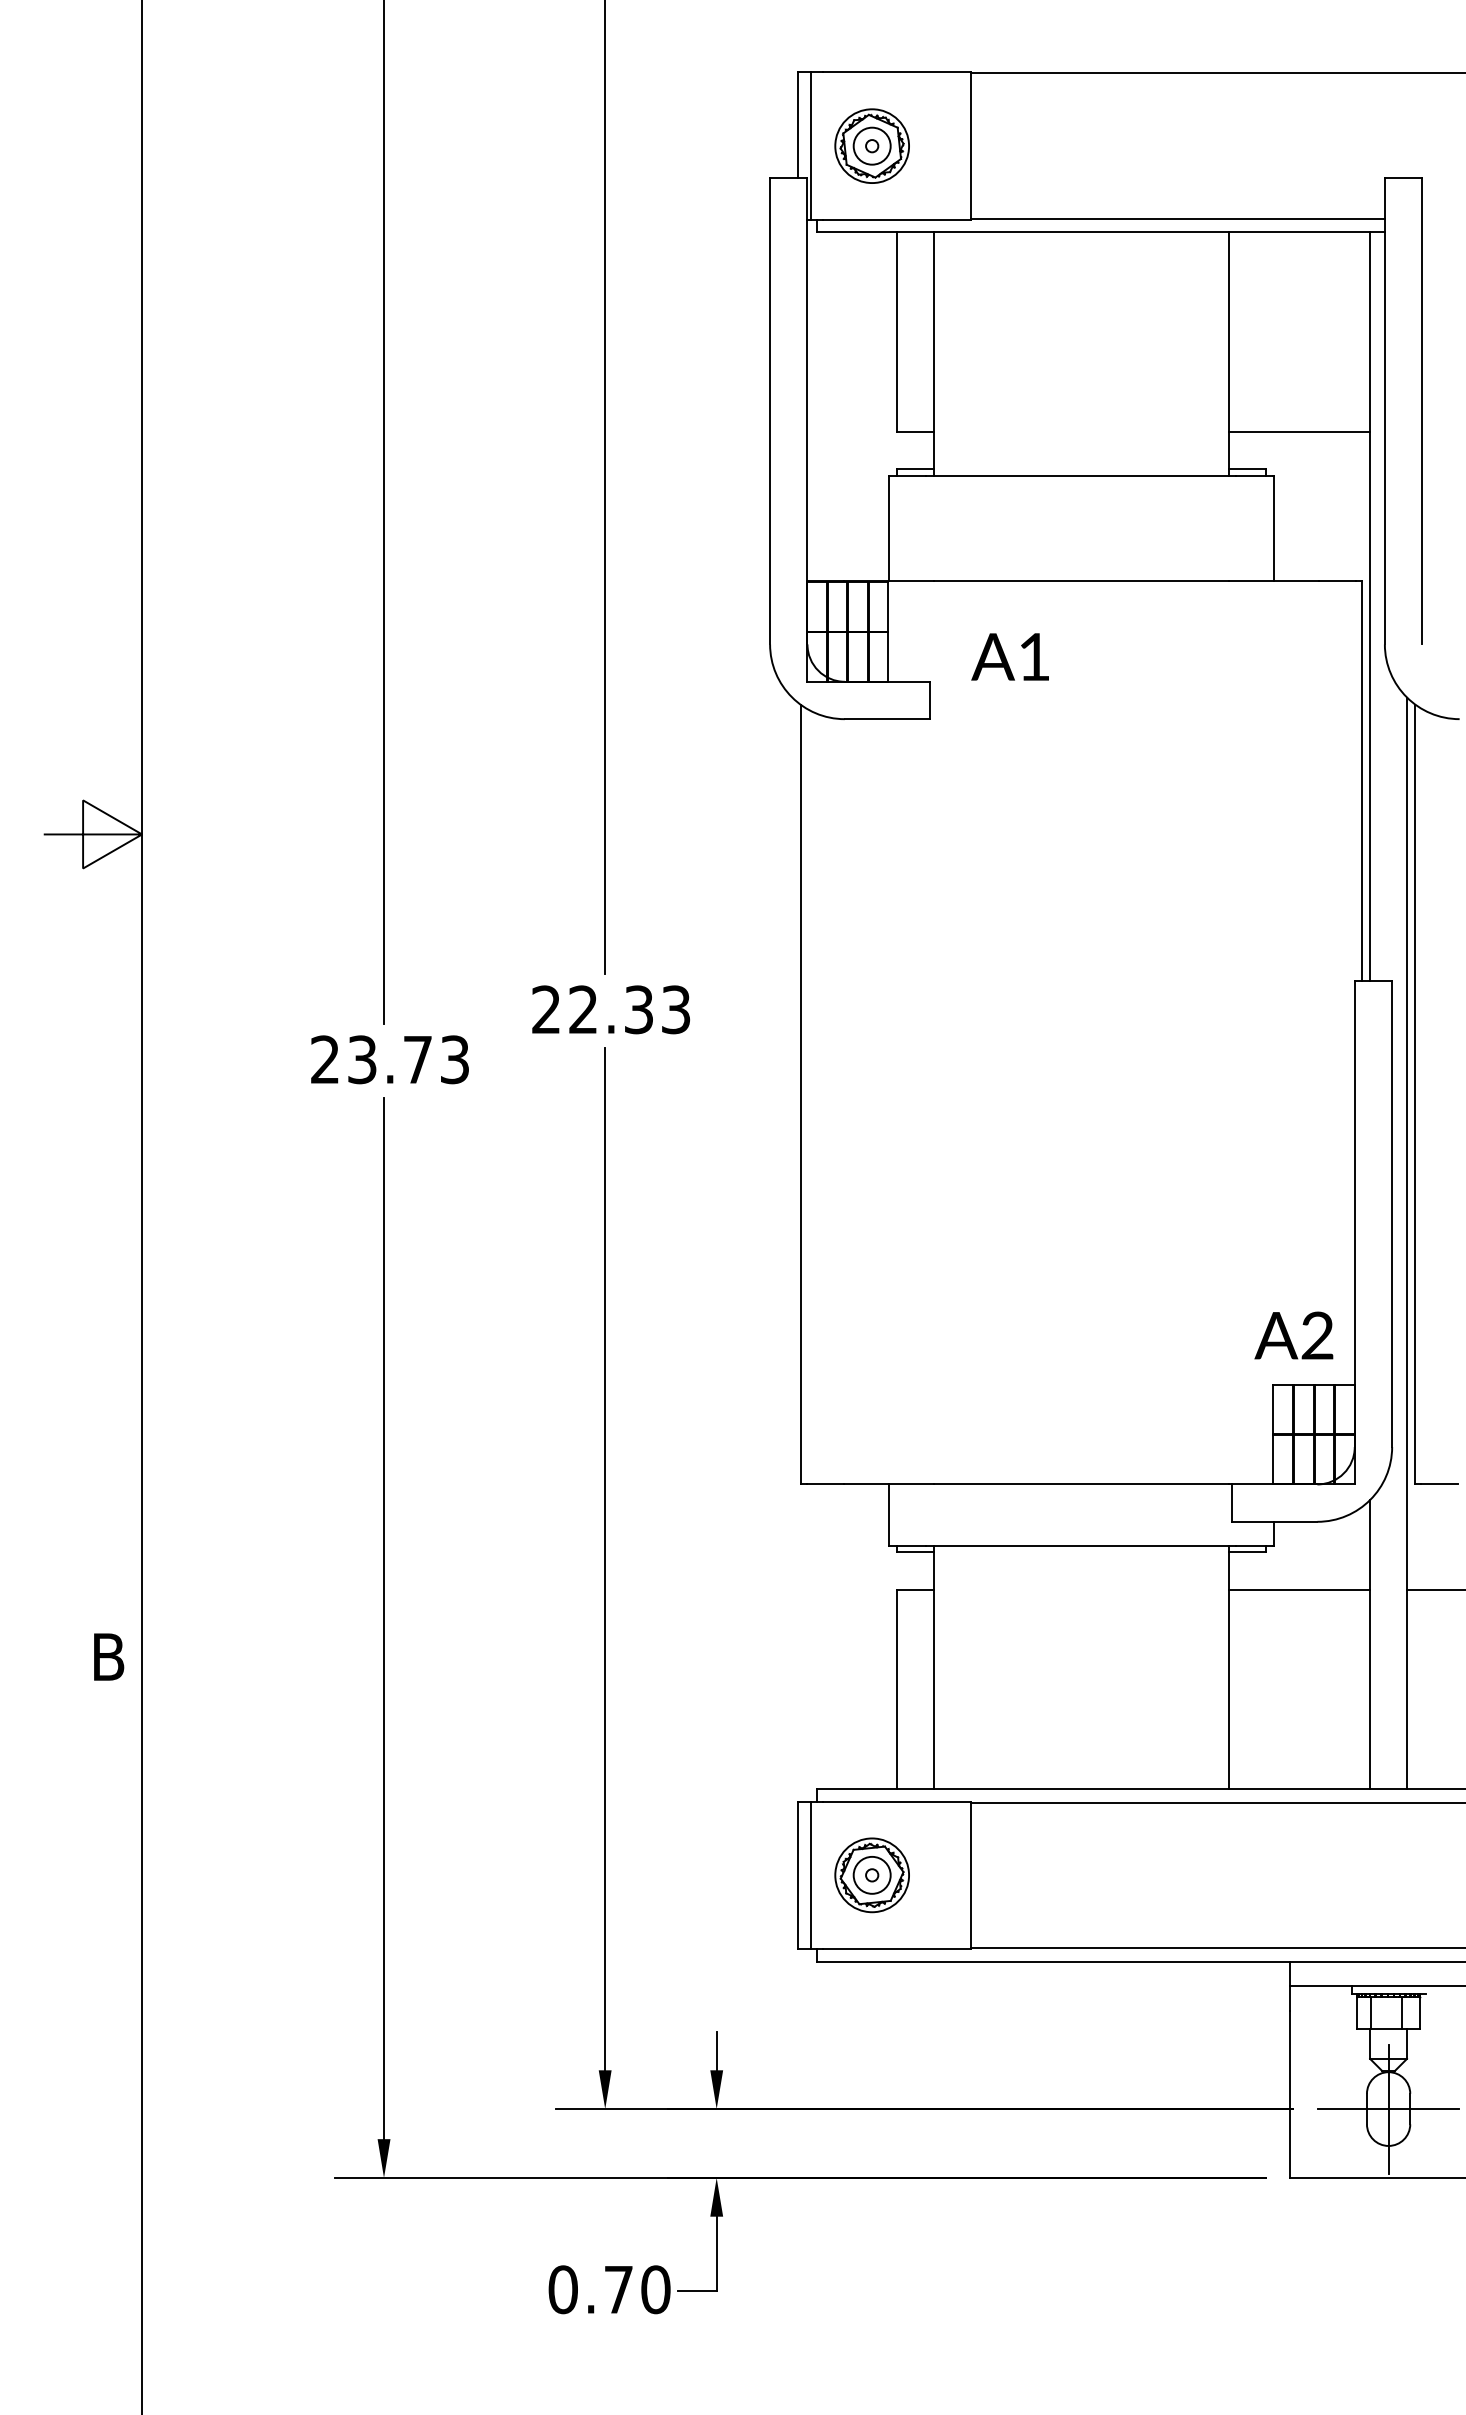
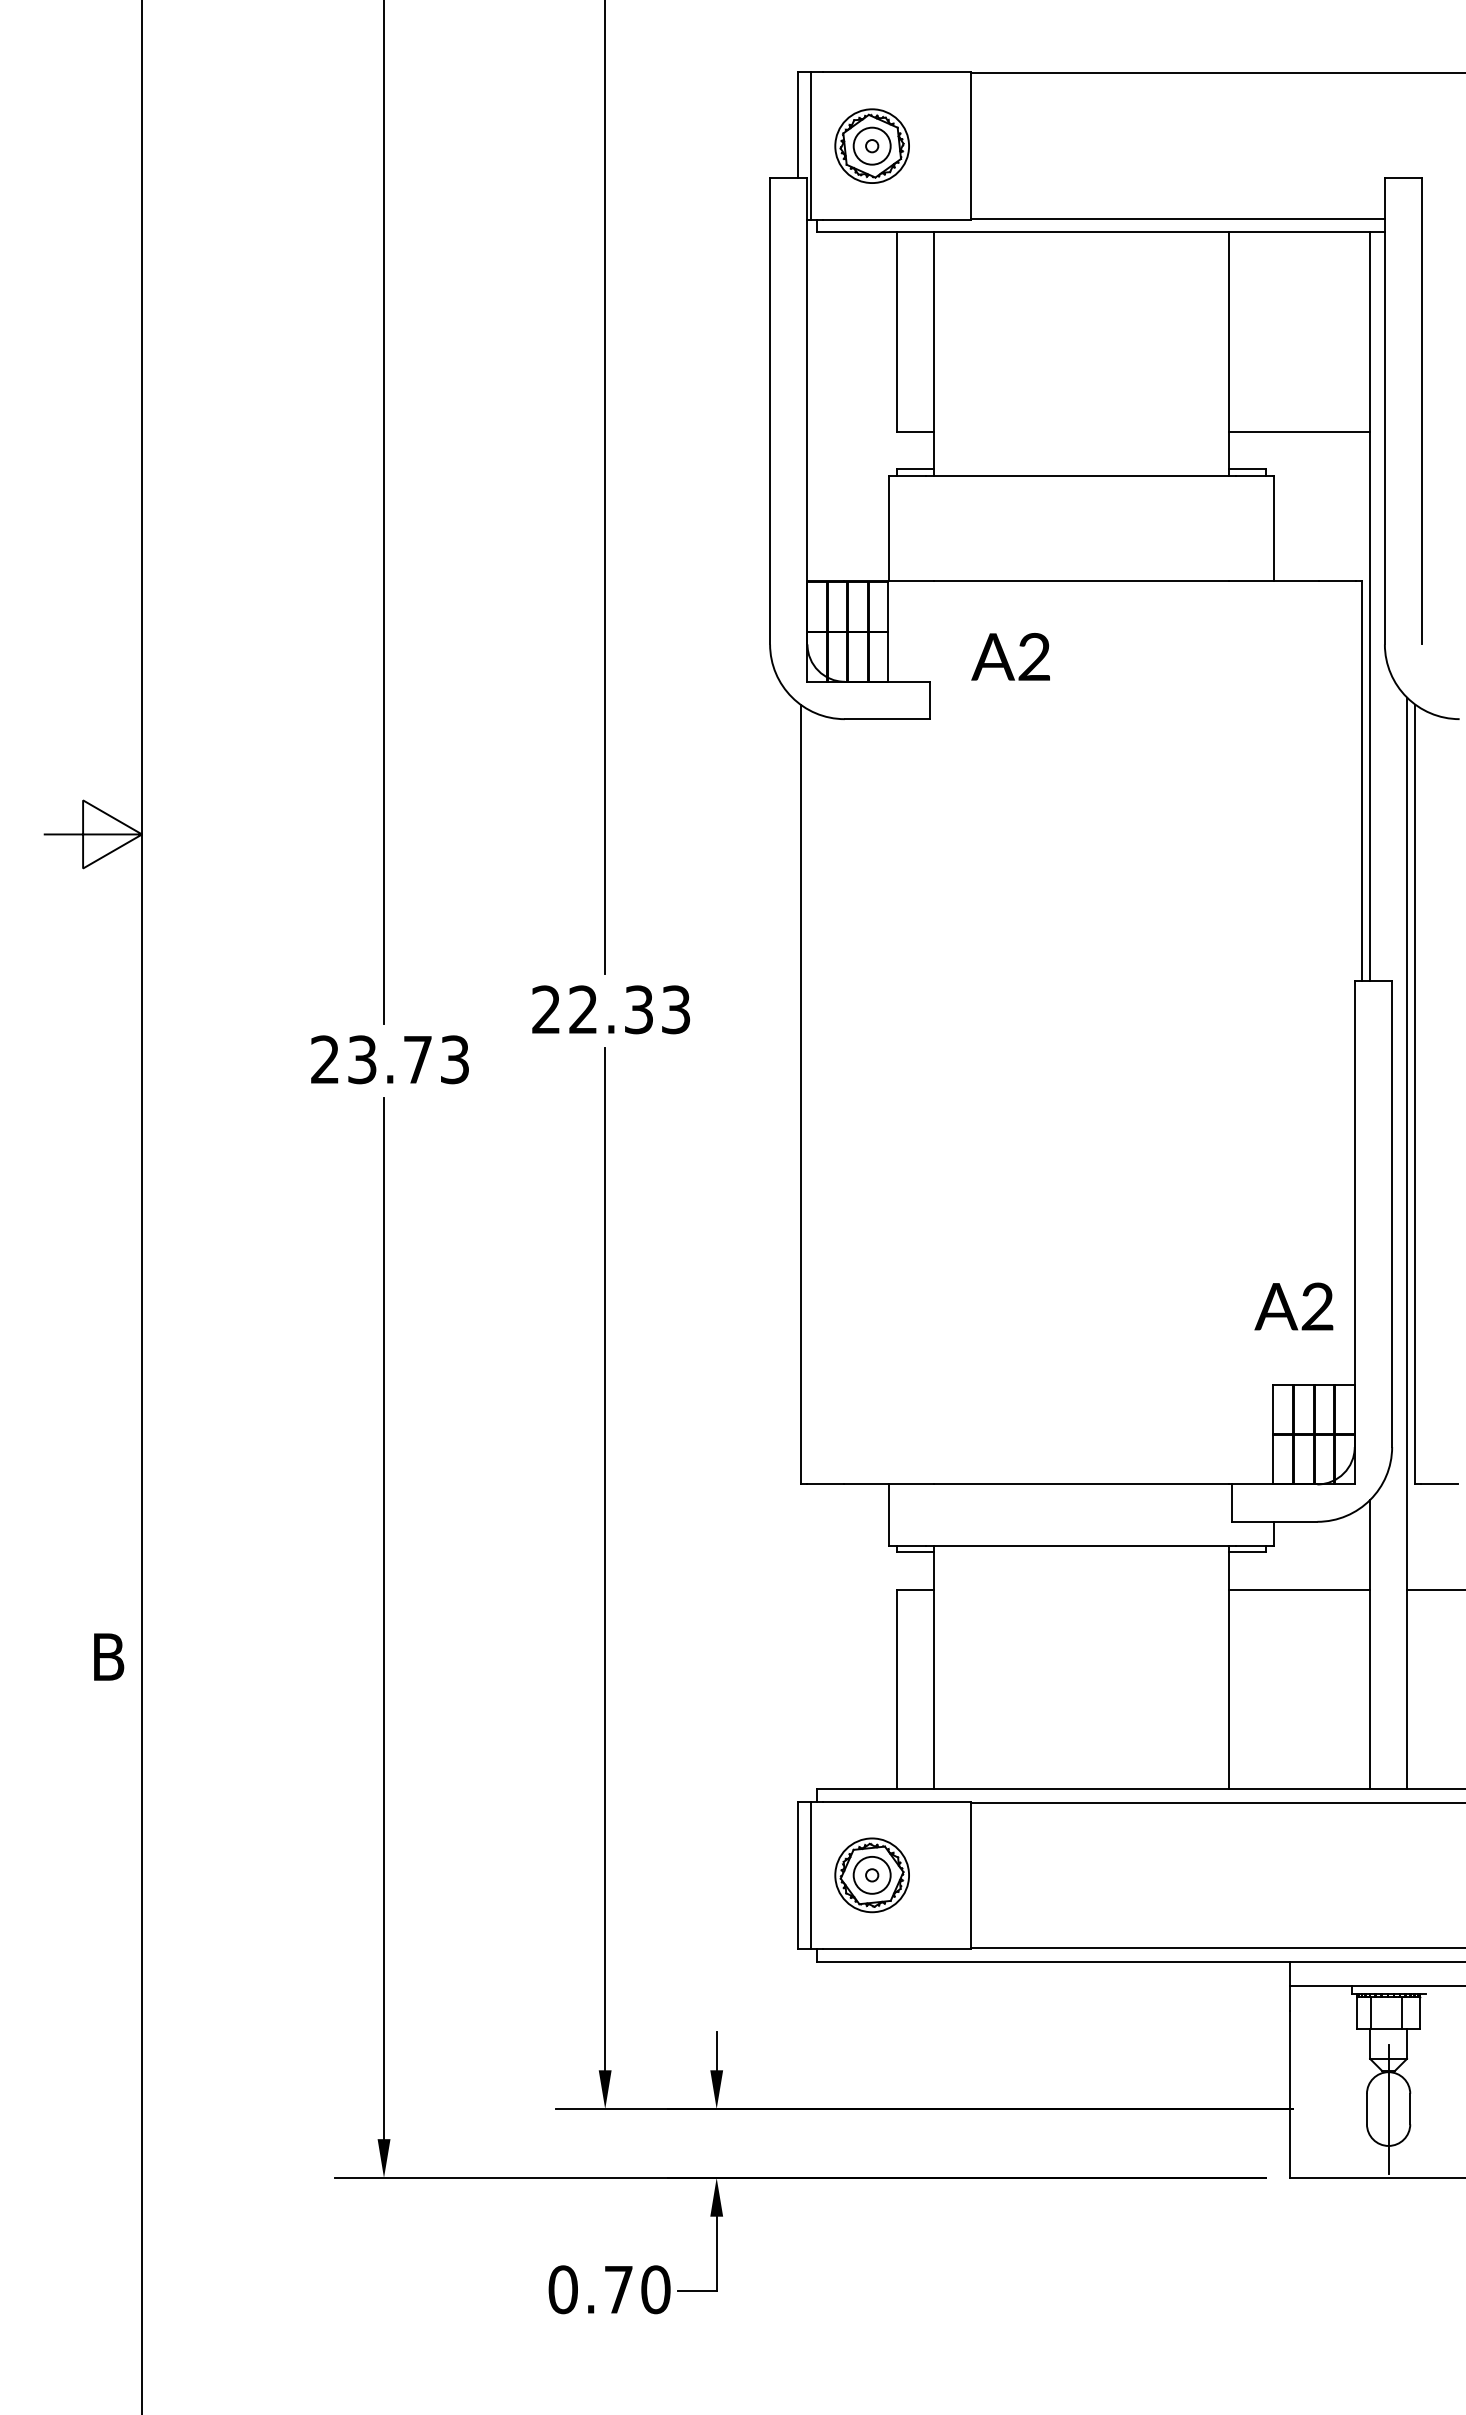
text: A1 -> A2 (1033, 656)
text position: (1293, 1335) -> (1293, 1306) (1293, 1306)
line: present -> none (1388, 2109)
